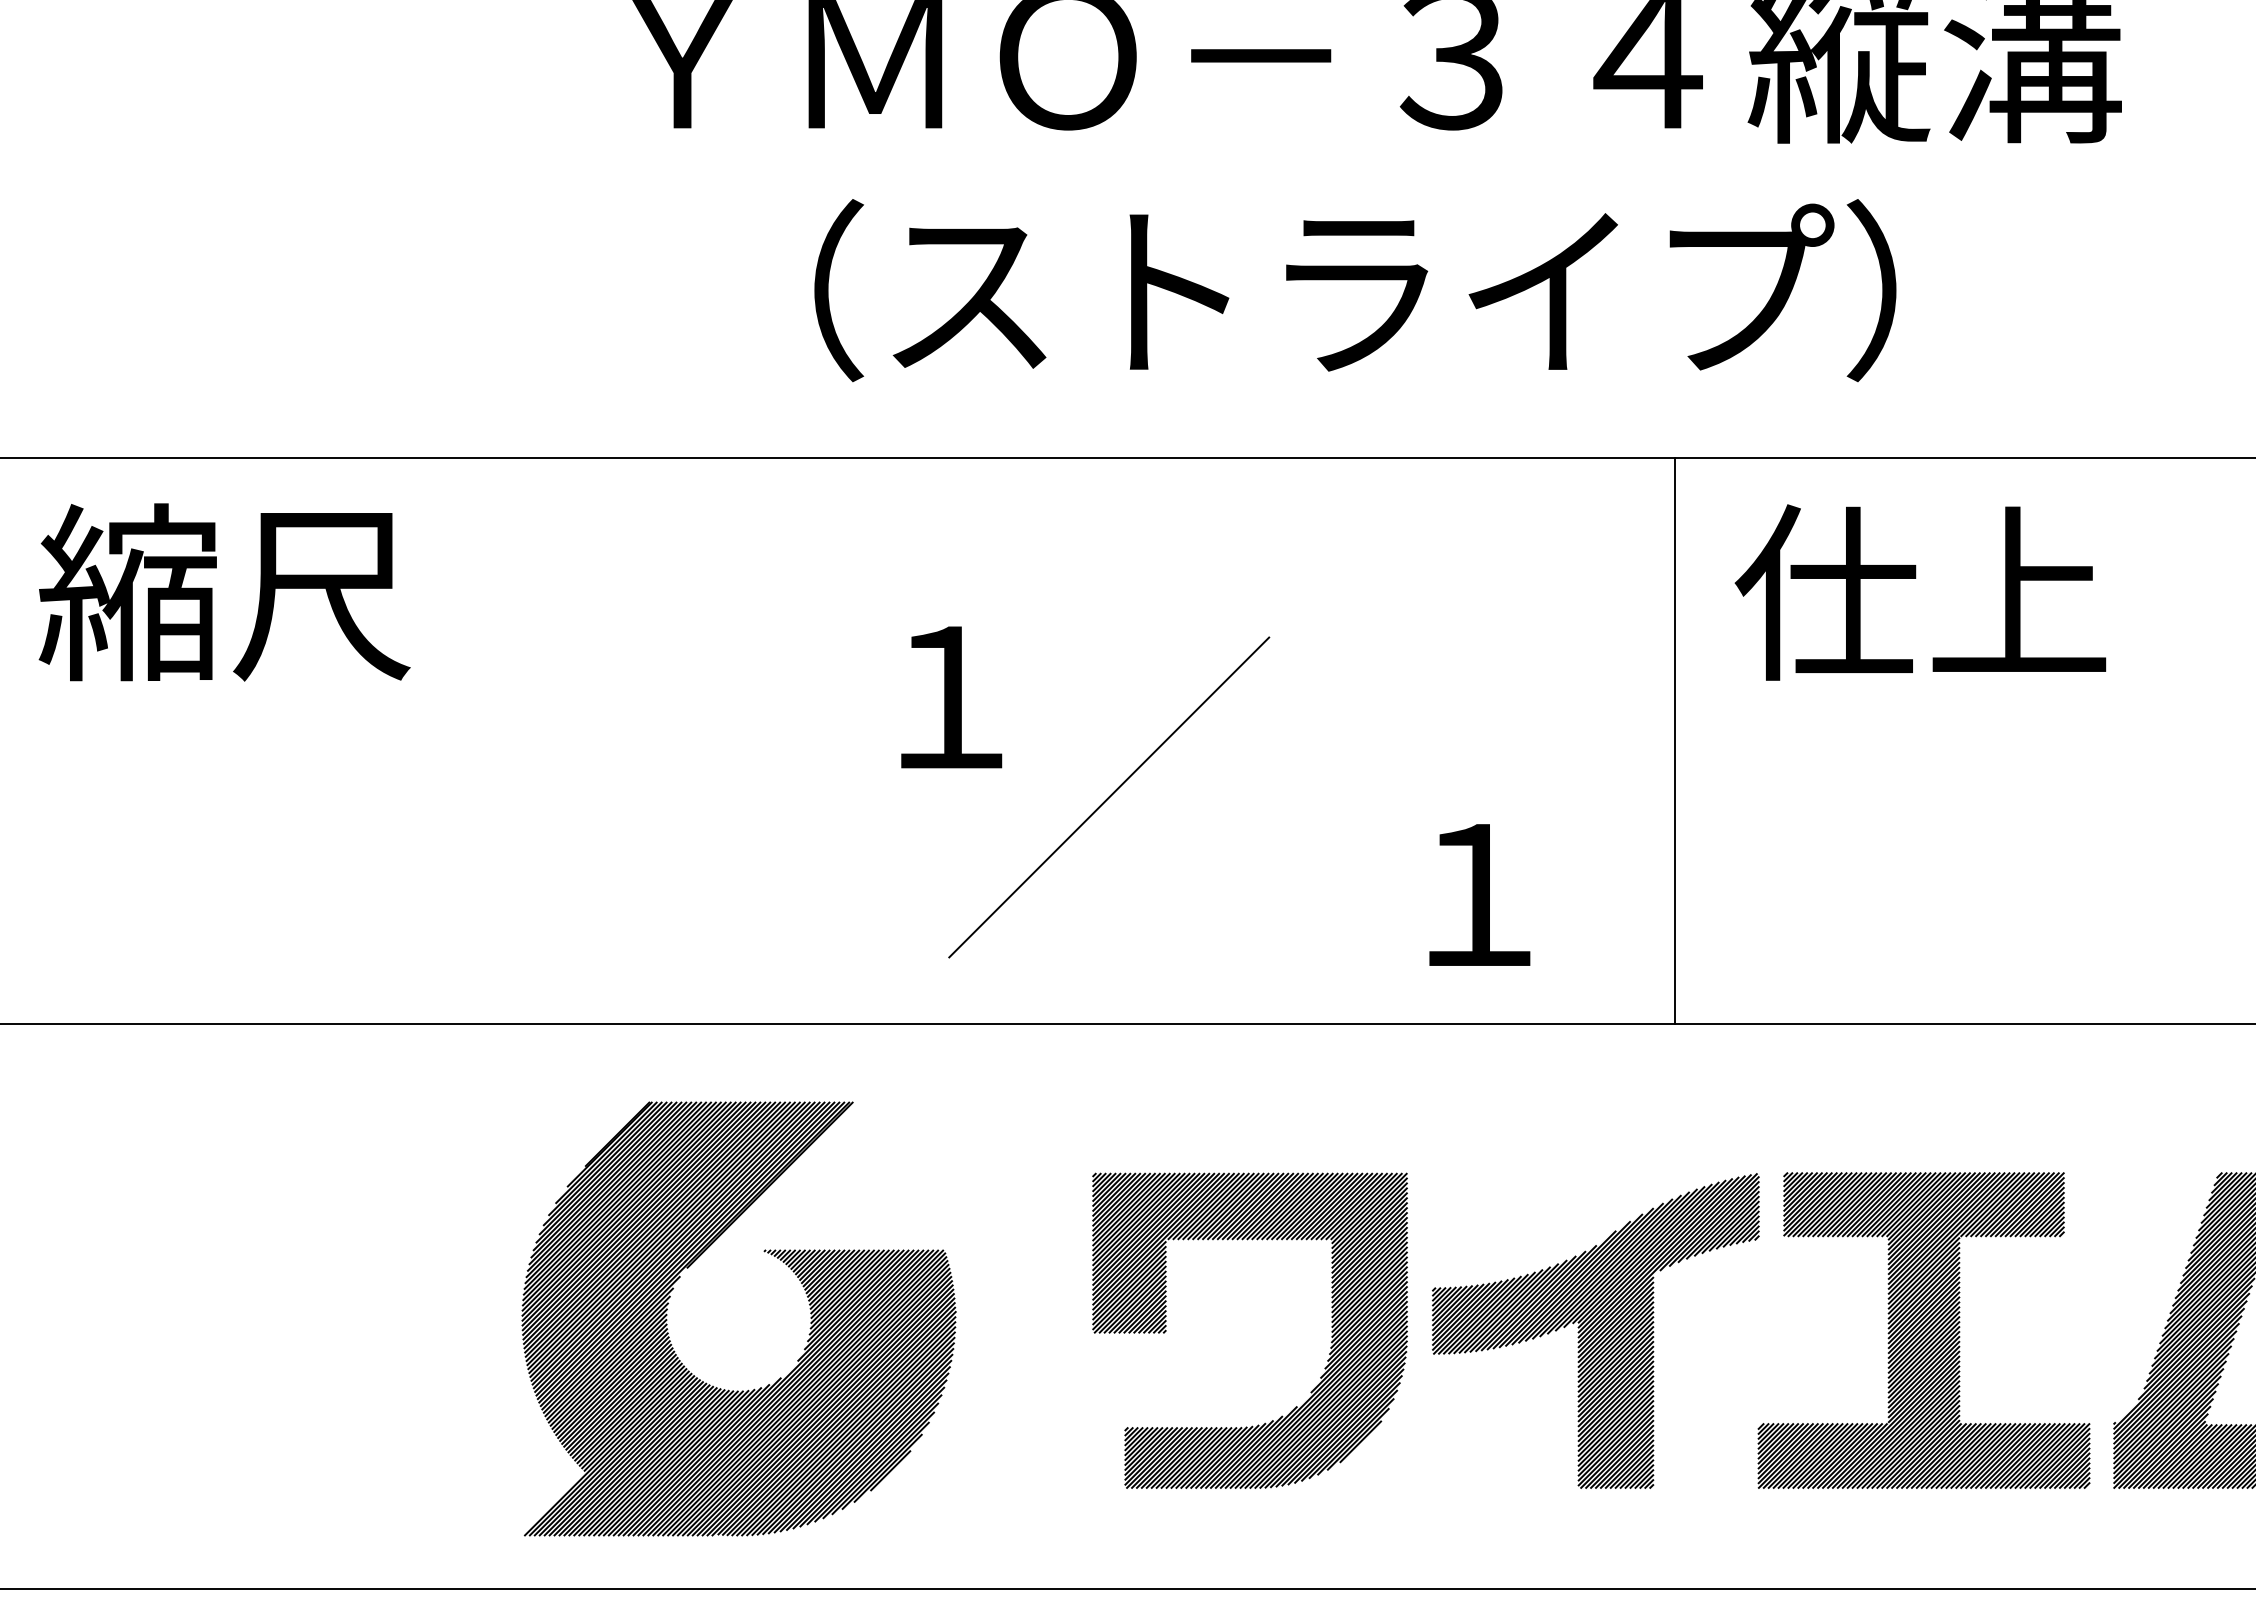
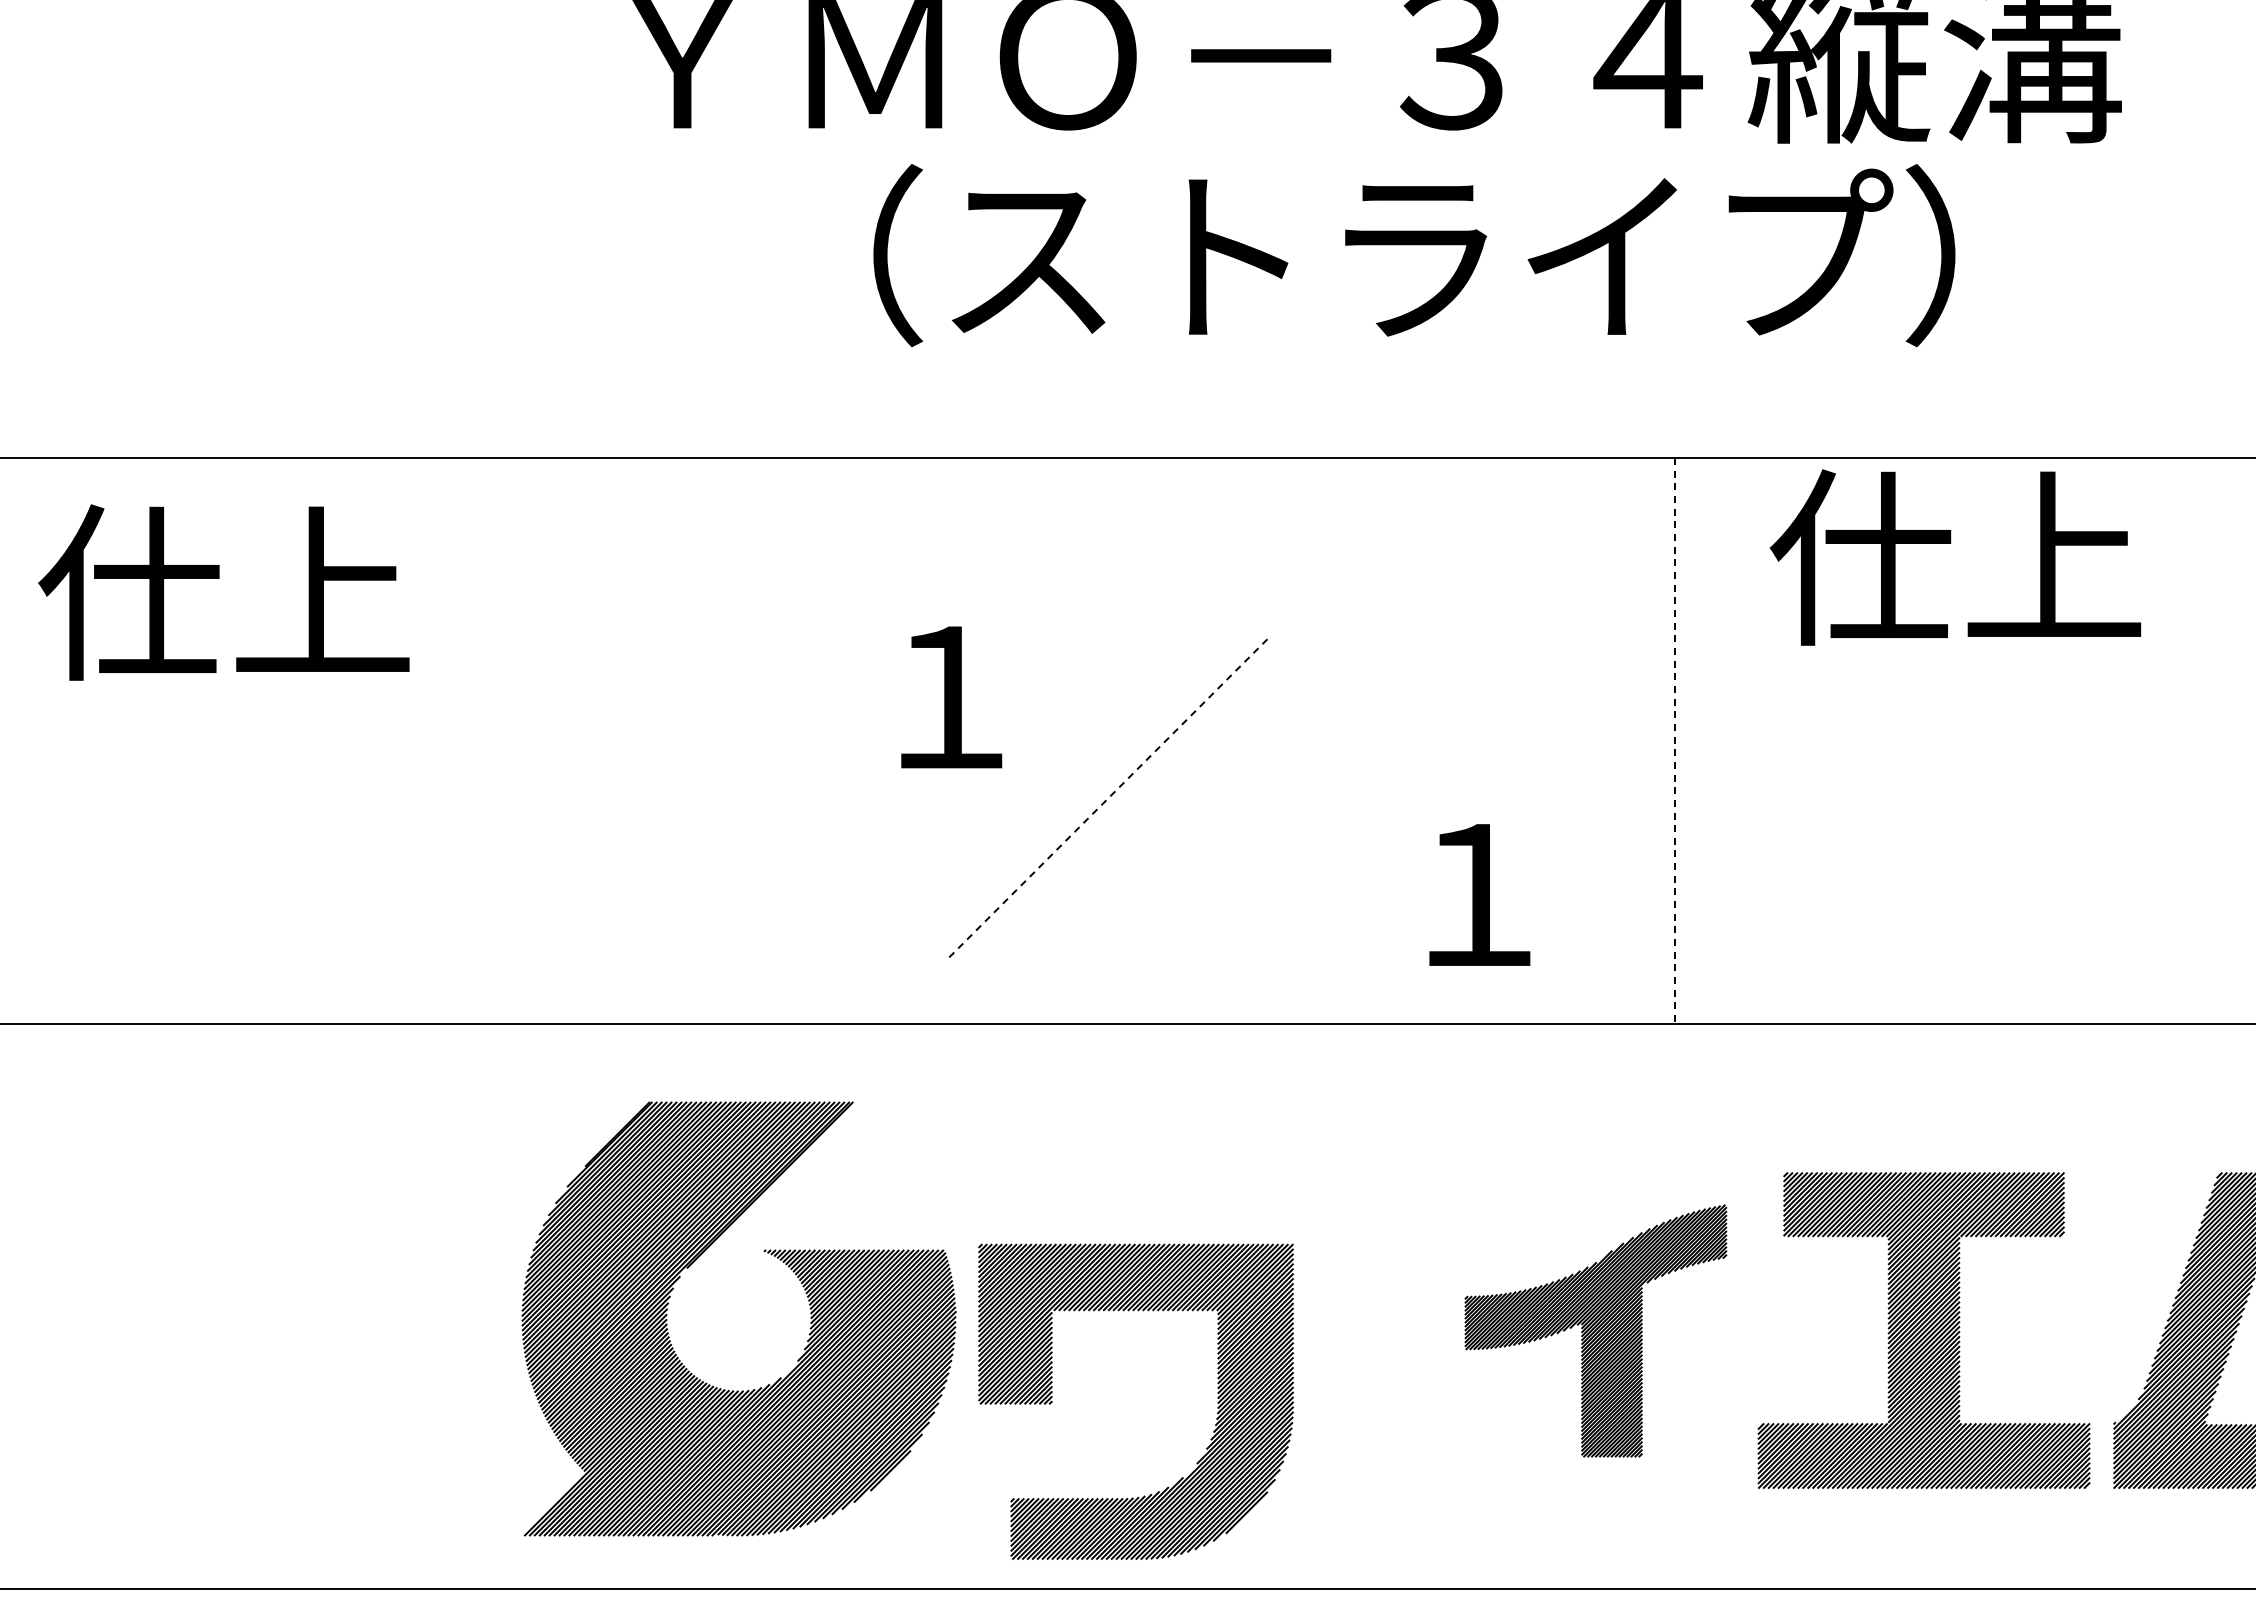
text position: (1355, 290) -> (1414, 255) (1414, 255)
text: 縮尺 -> 仕上 (224, 592)
text position: (1920, 592) -> (1955, 557) (1955, 557)
line: solid -> dashed (1674, 740)
line: solid -> dashed (1109, 797)
part size: 328x316 px -> 264x254 px (1595, 1330)
part position: (1331, 1331) -> (1217, 1402) (1217, 1402)
